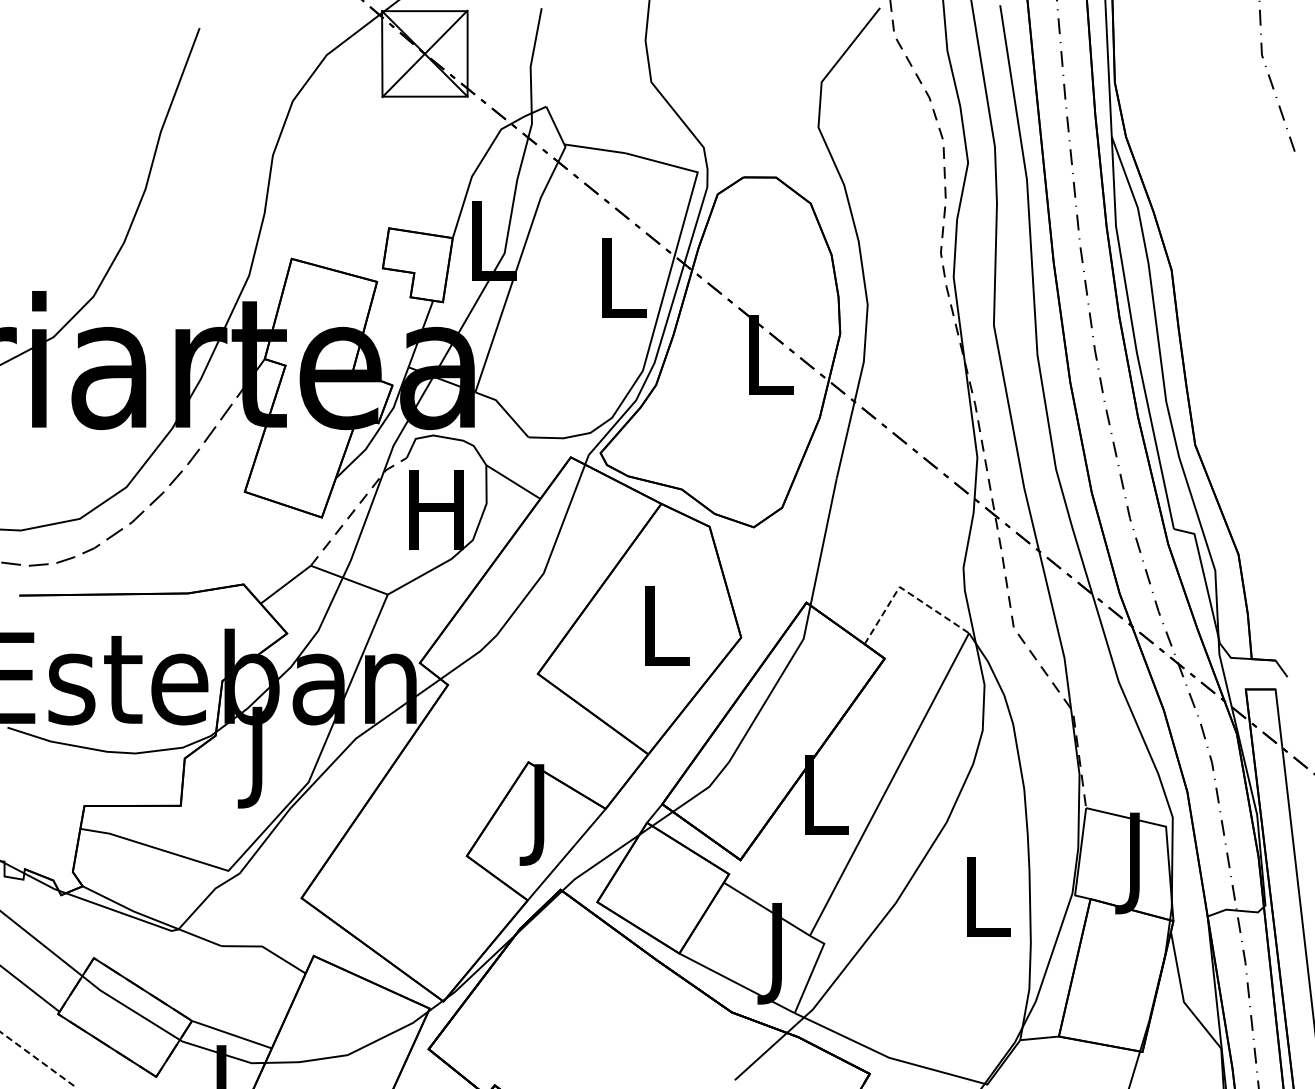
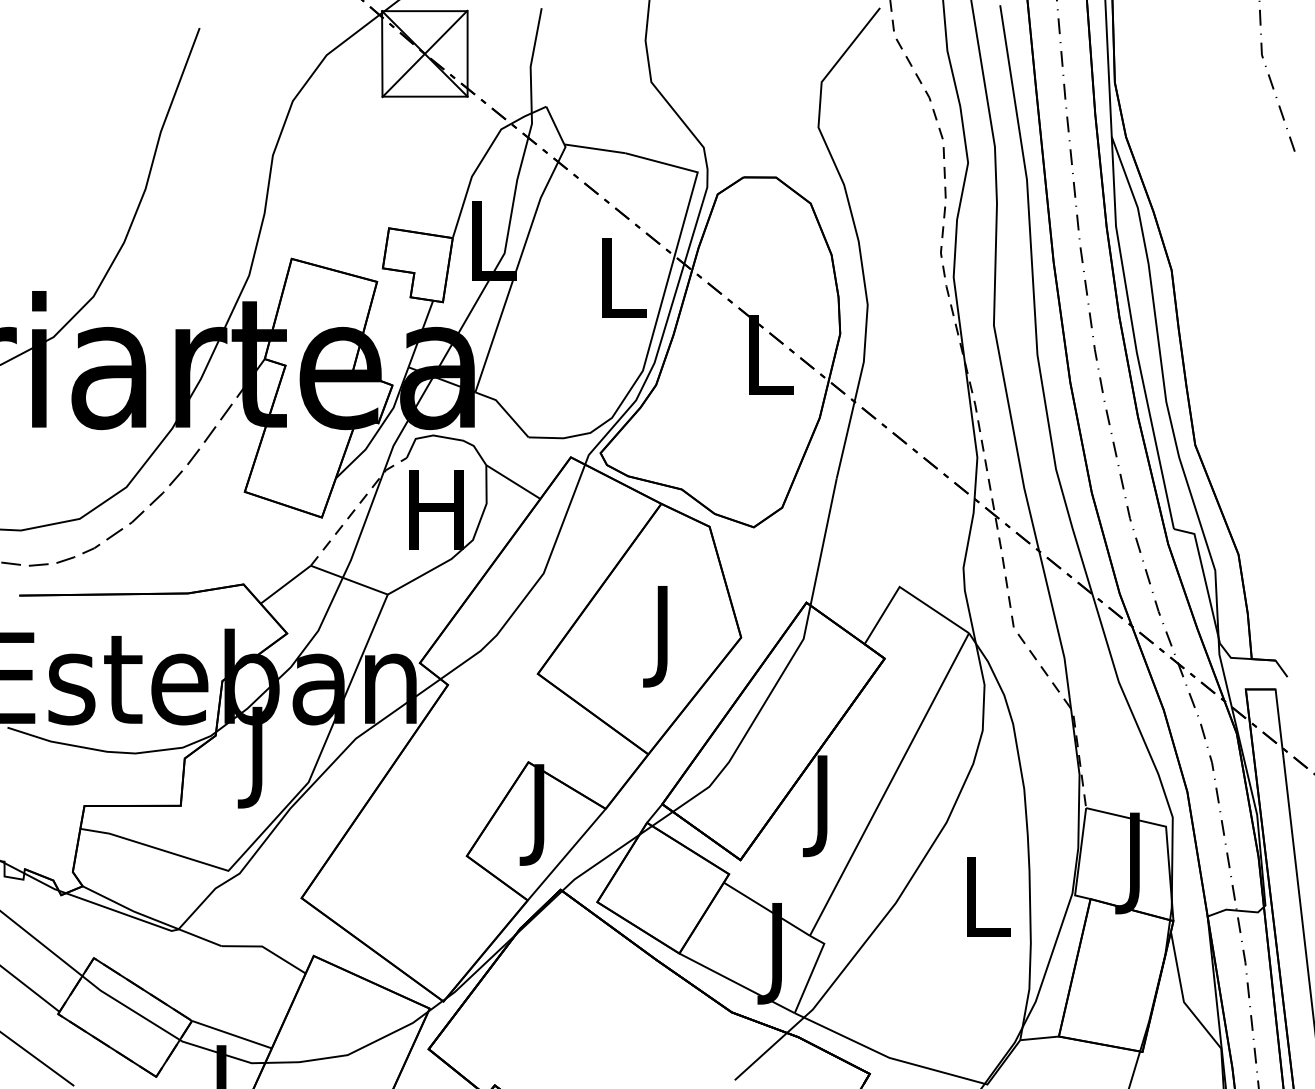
line: dashed -> solid (906, 591)
text: L -> J (666, 636)
text: L -> J (825, 806)
line: dashed -> solid (37, 1058)
